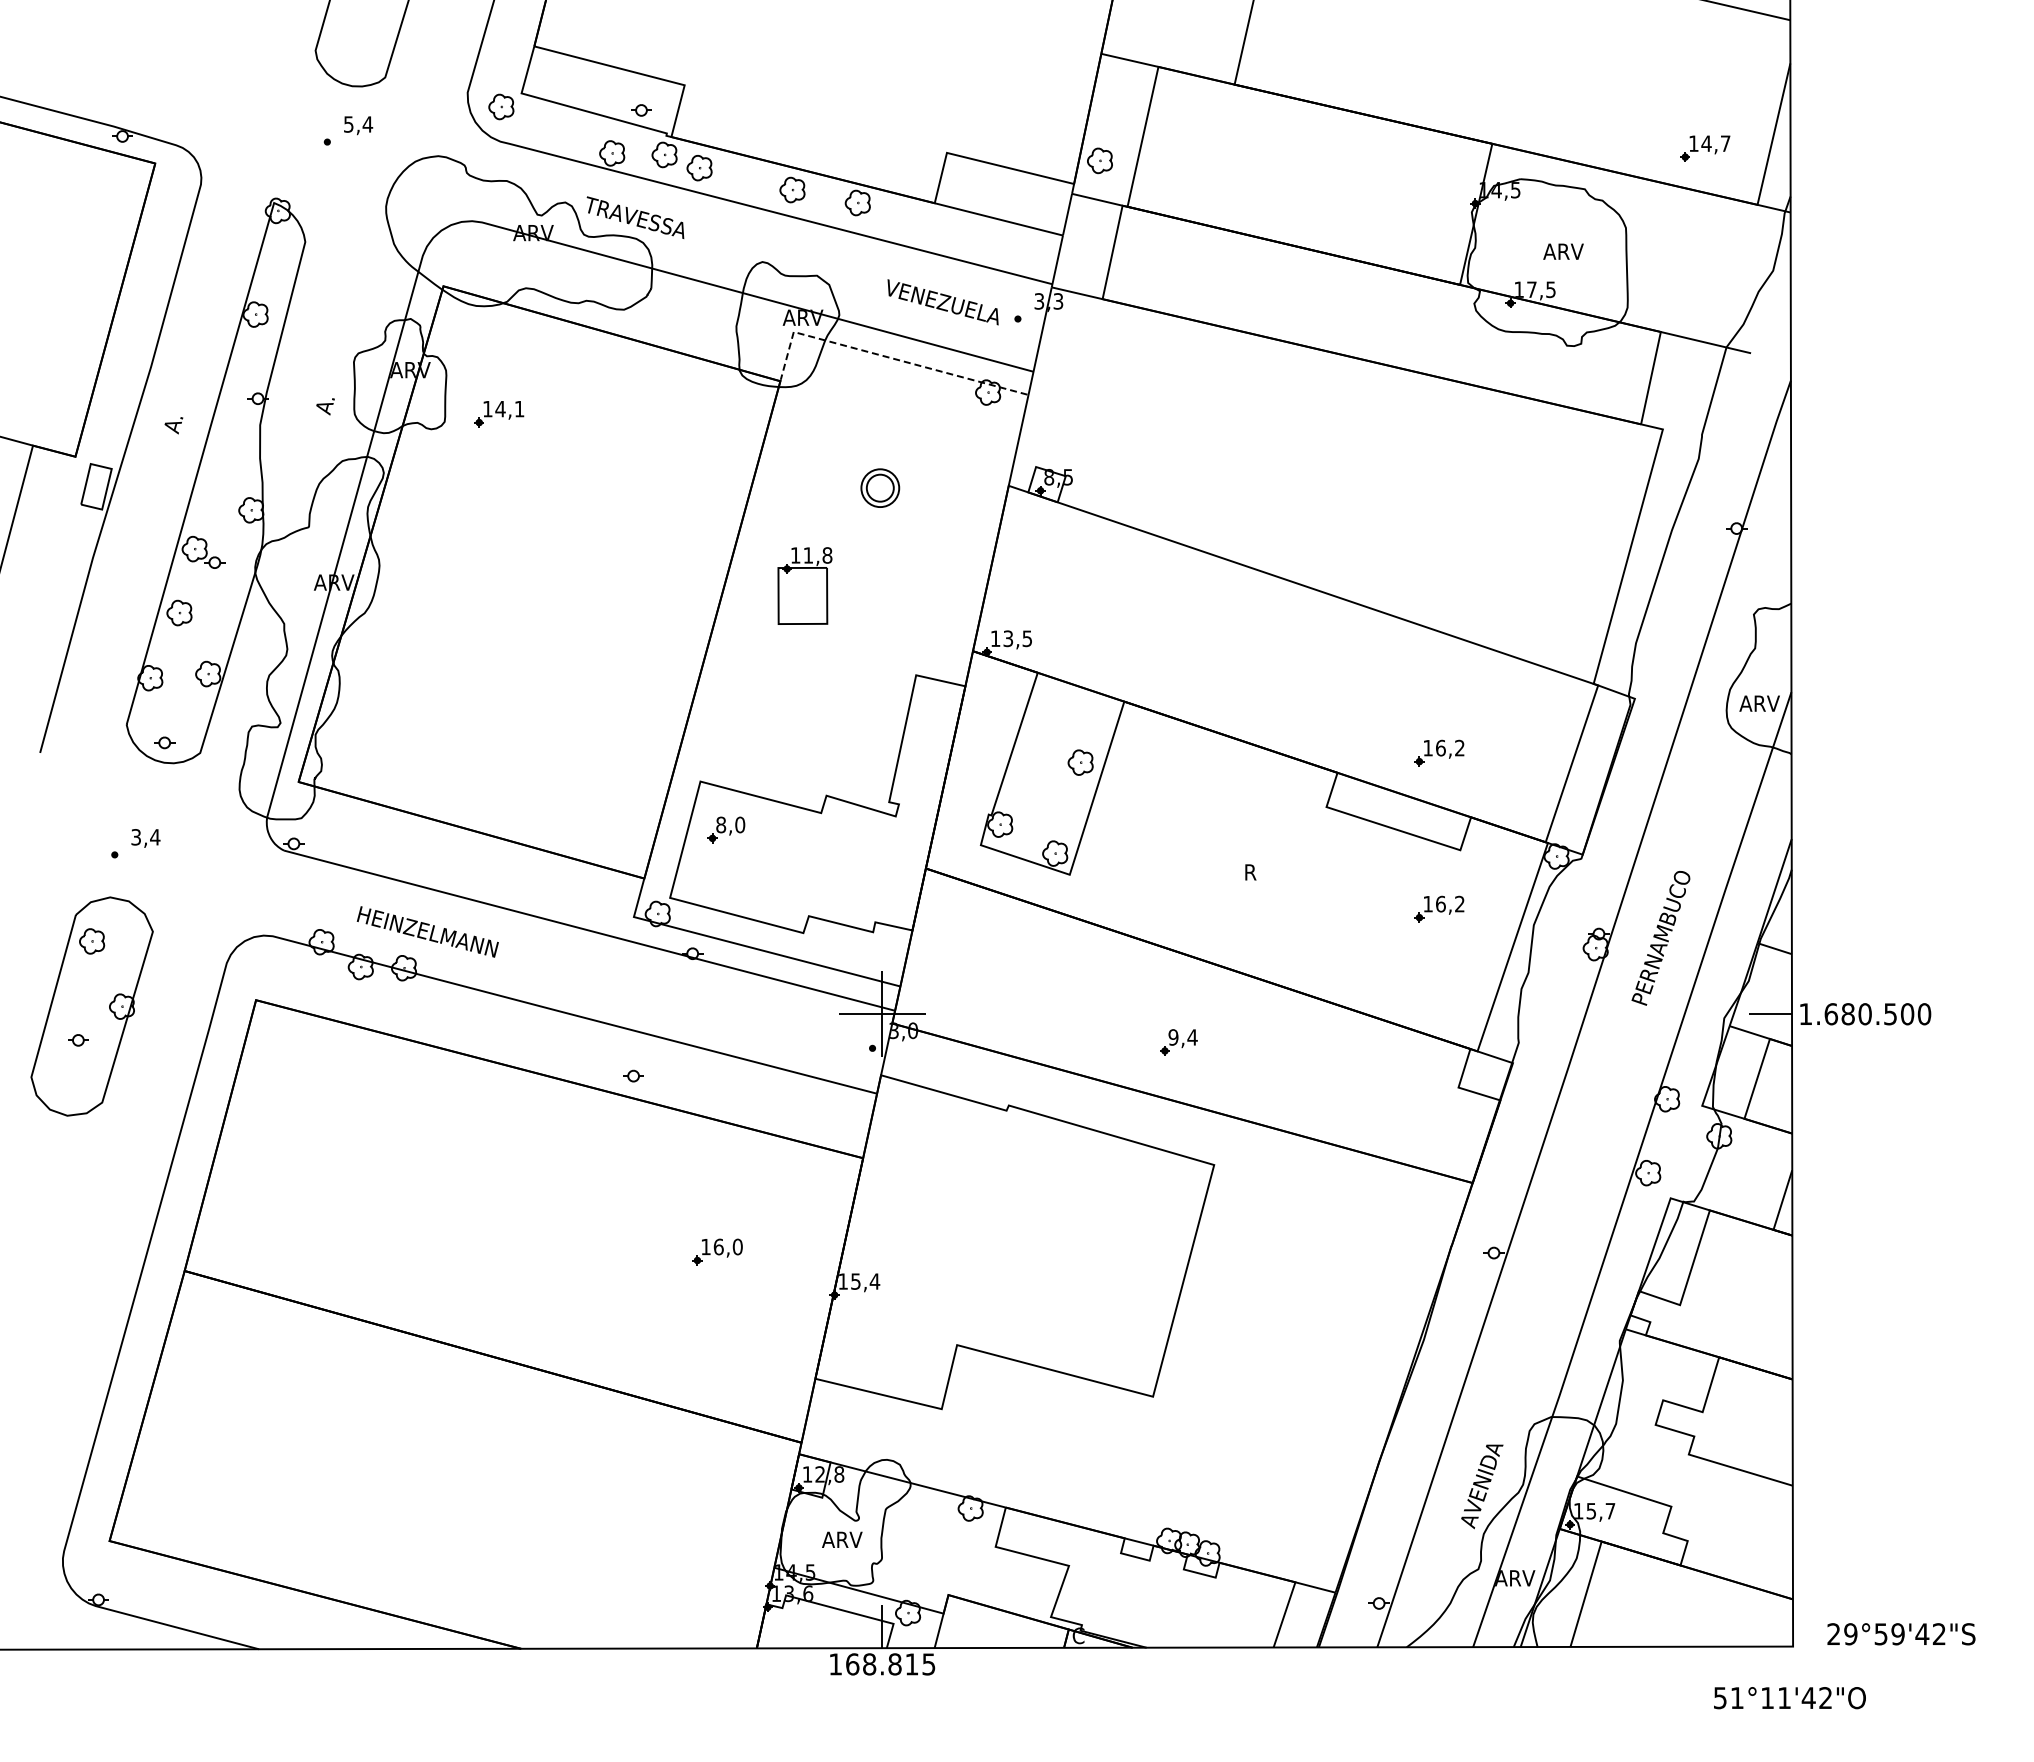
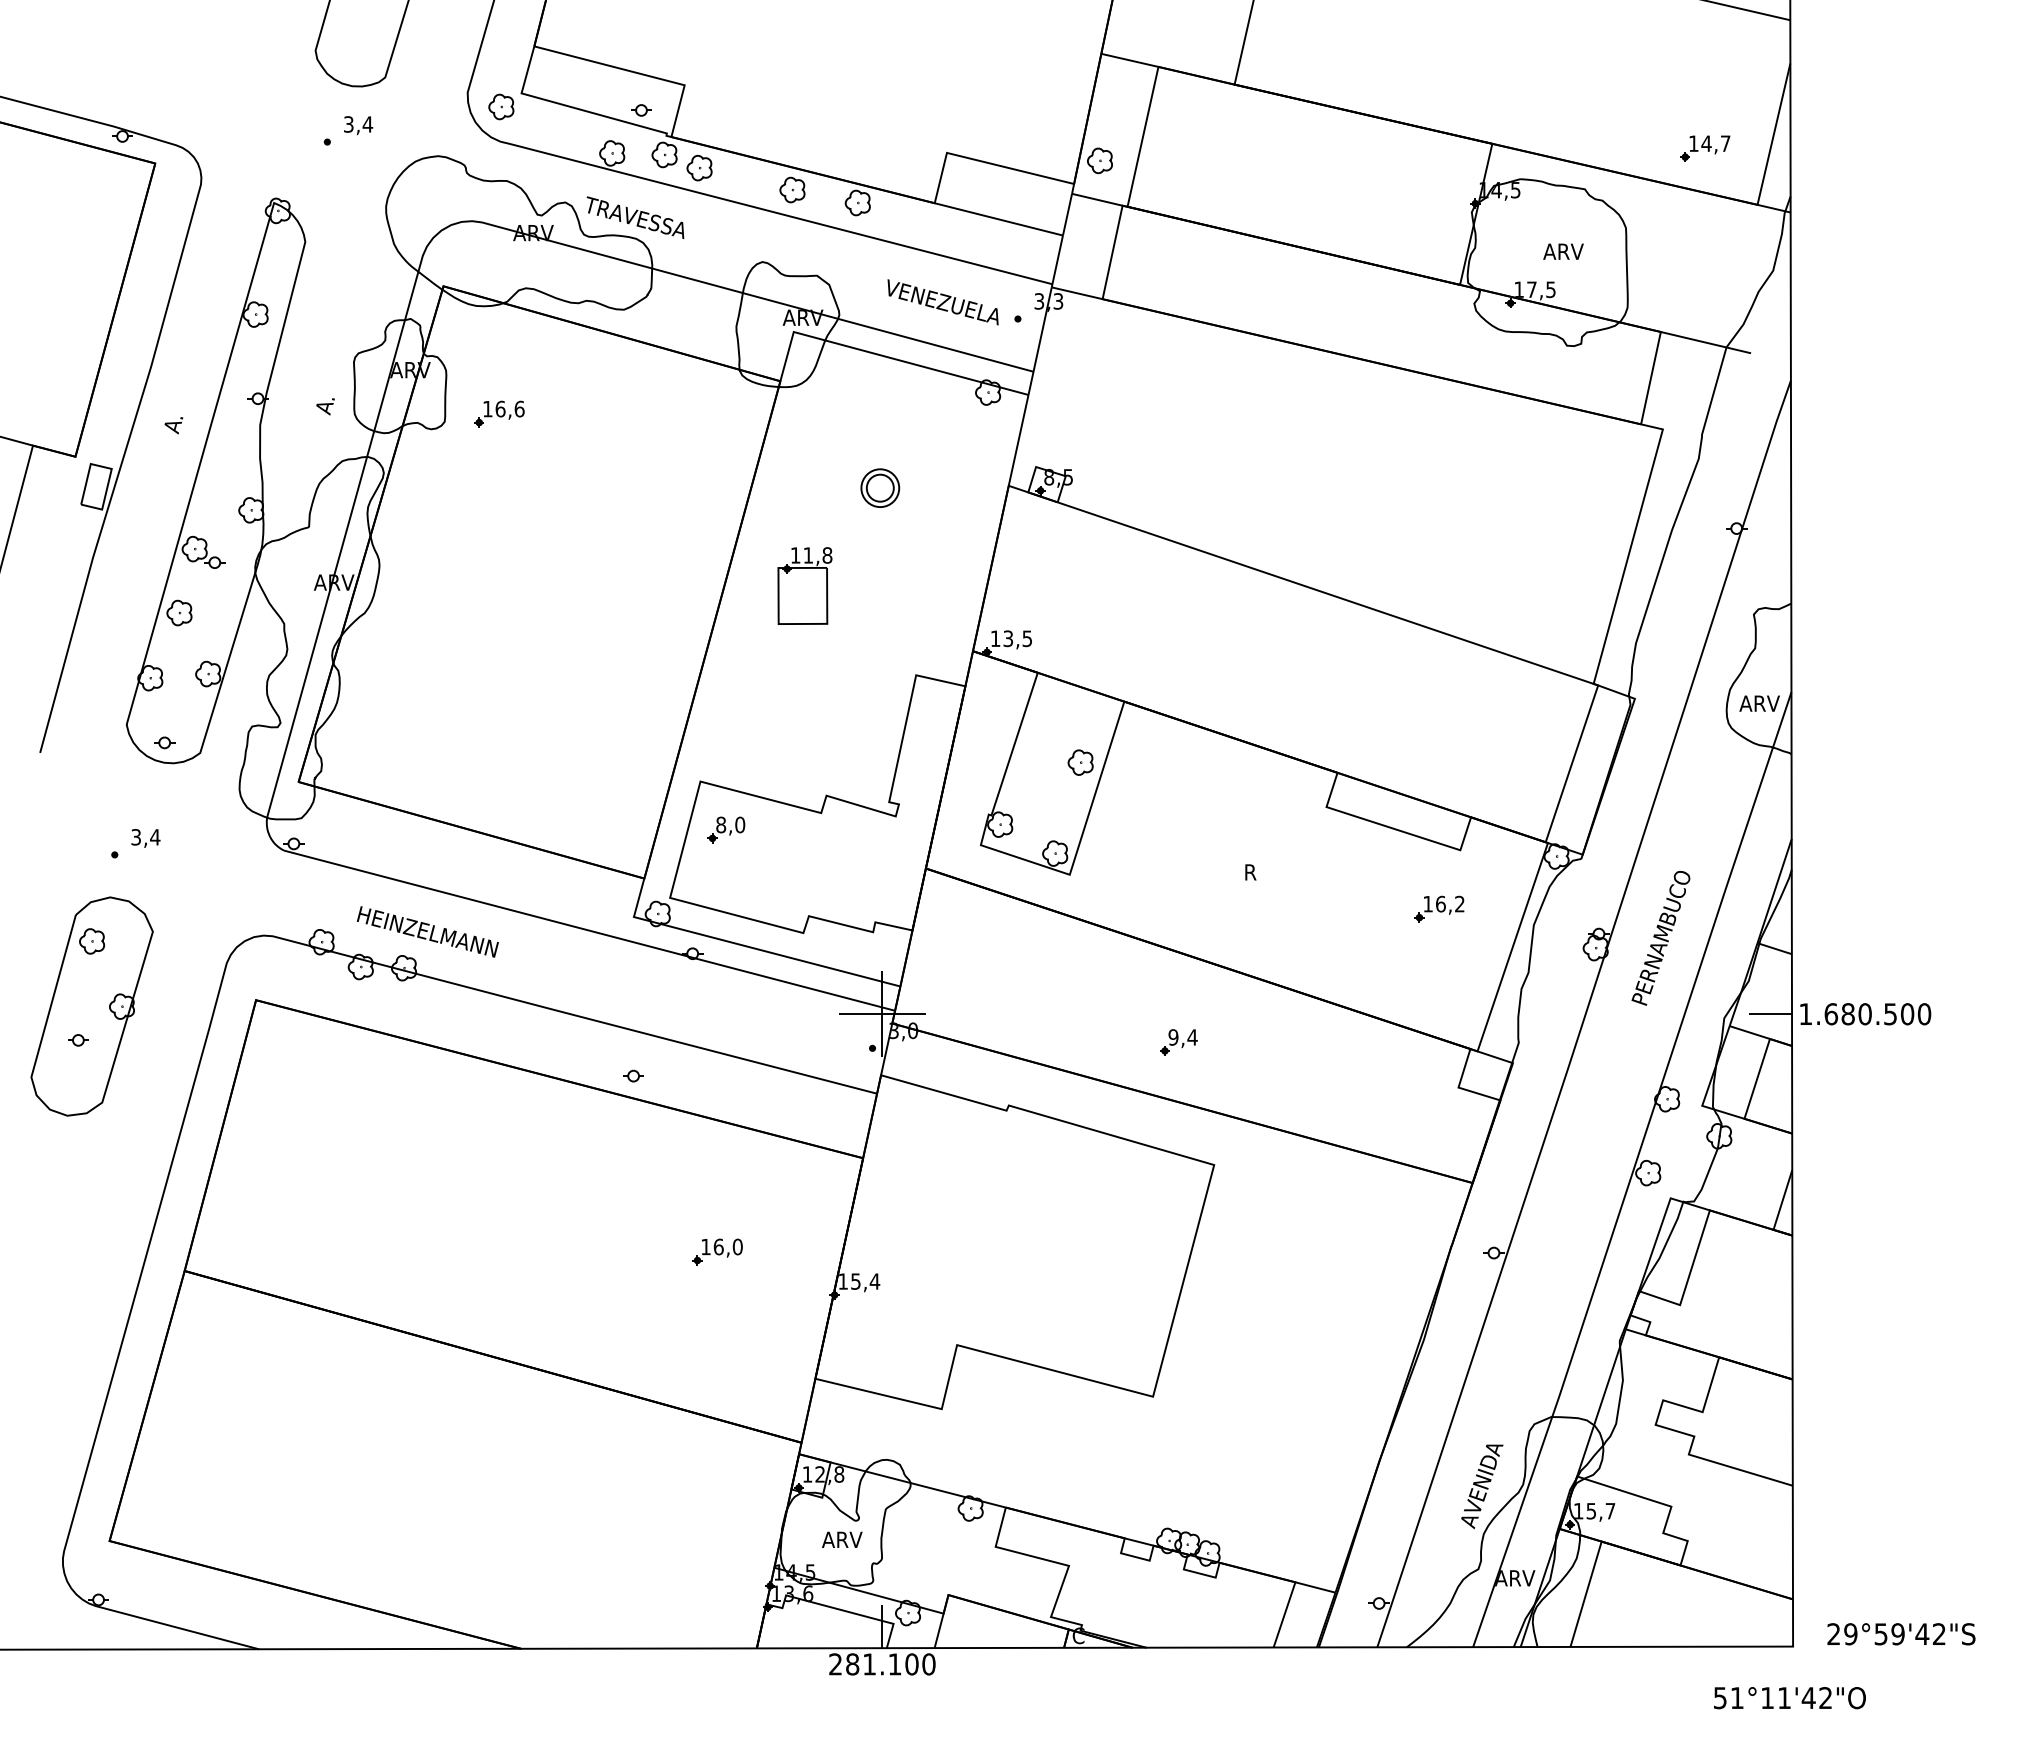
text: 5,4 -> 3,4 (348, 123)
line: dashed -> solid (885, 356)
text: 14,1 -> 16,6 (509, 408)
part: present -> none (1439, 752)
text: 168.815 -> 281.100 (882, 1664)
